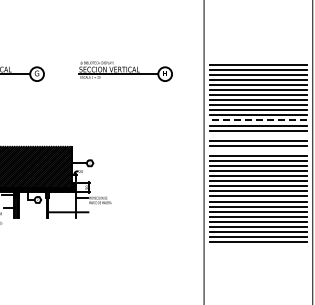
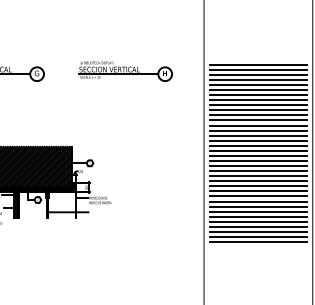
line: dashed -> solid (257, 120)
line: none -> present (258, 135)
line: none -> present (258, 150)
